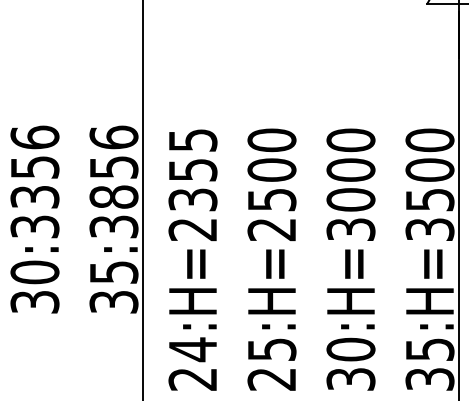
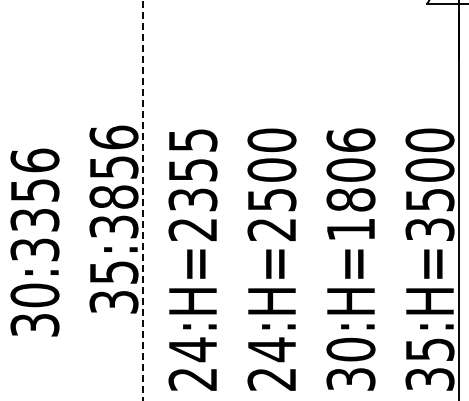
text: 30:H=3000 -> 30:H=1806 (350, 184)
line: solid -> dashed (142, 200)
text position: (34, 219) -> (34, 242) (34, 242)
text: 25:H=2500 -> 24:H=2500 (272, 349)
